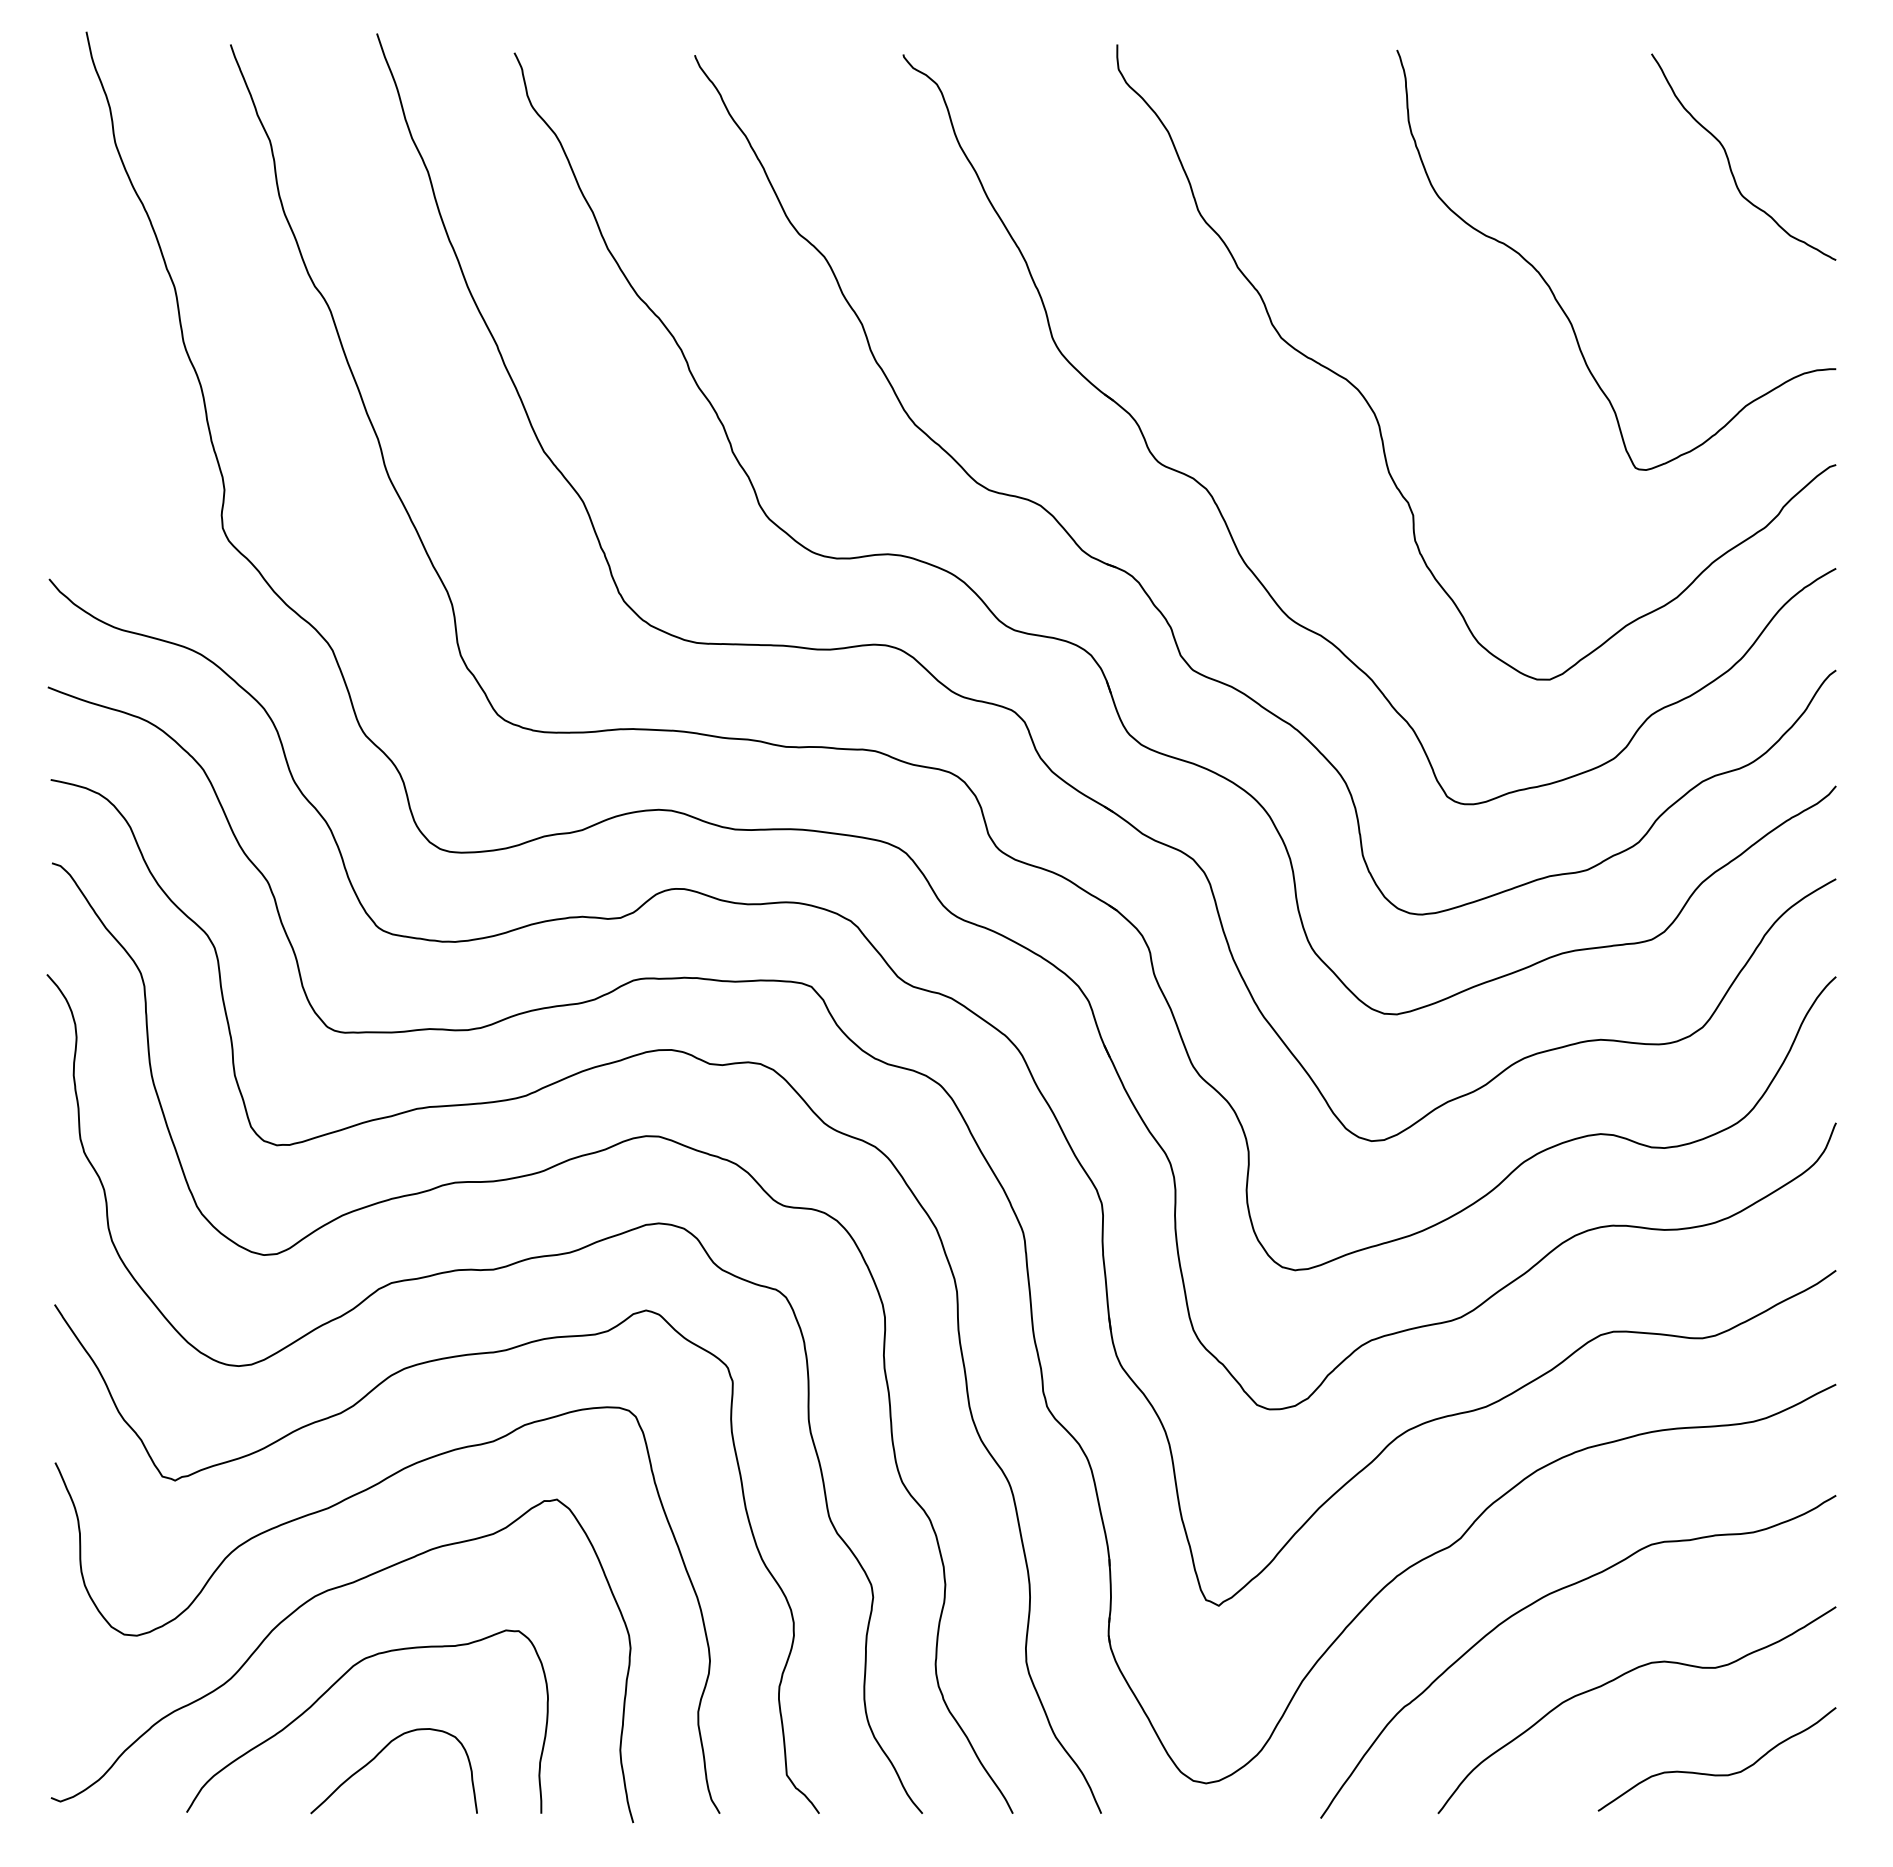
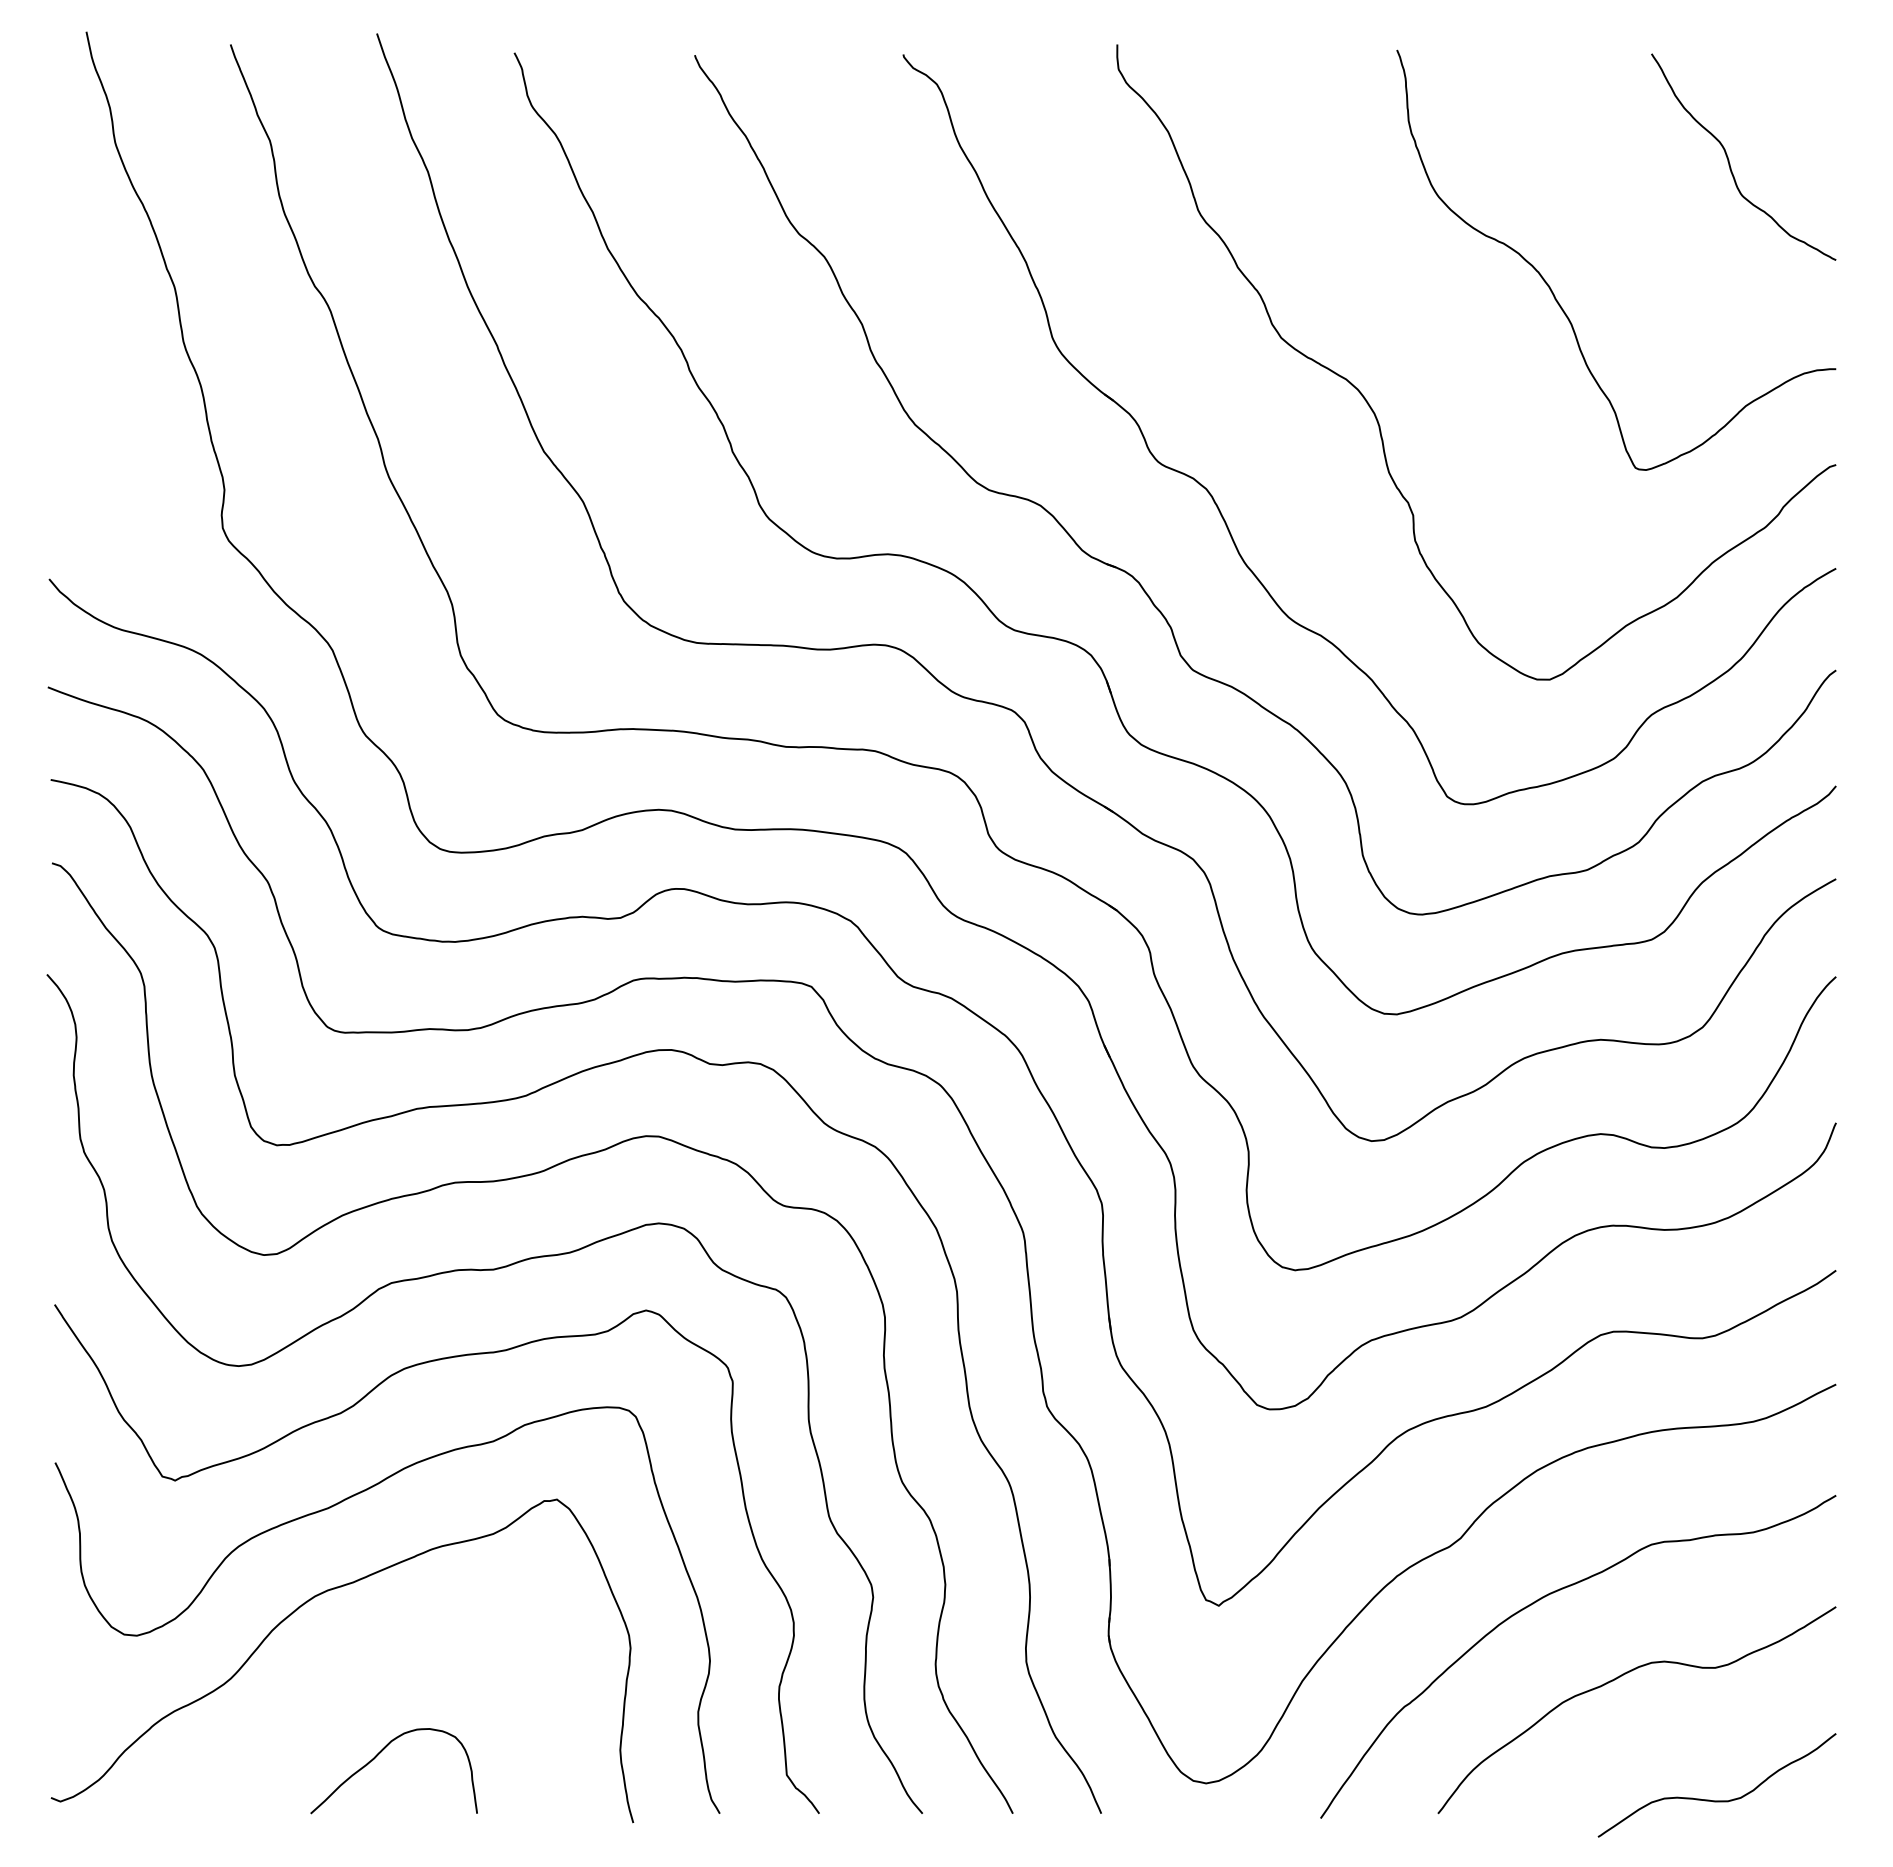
curve: present -> none (333, 1686)
curve position: (1716, 1774) -> (1716, 1800) (1716, 1800)
